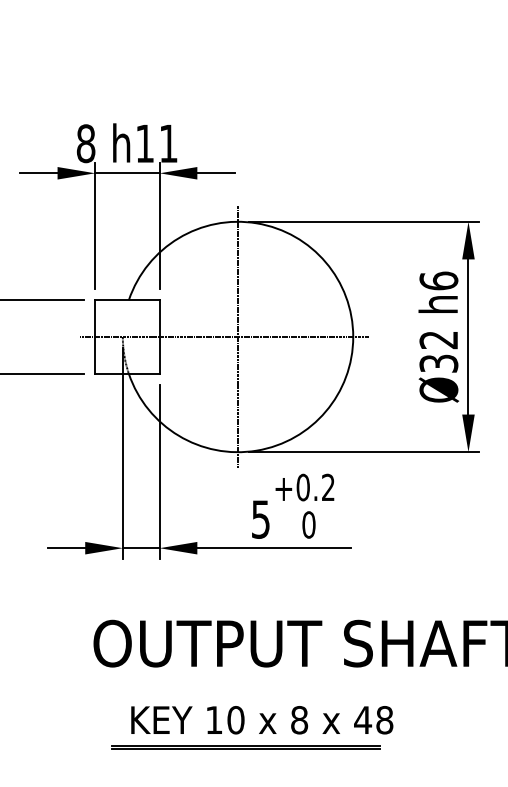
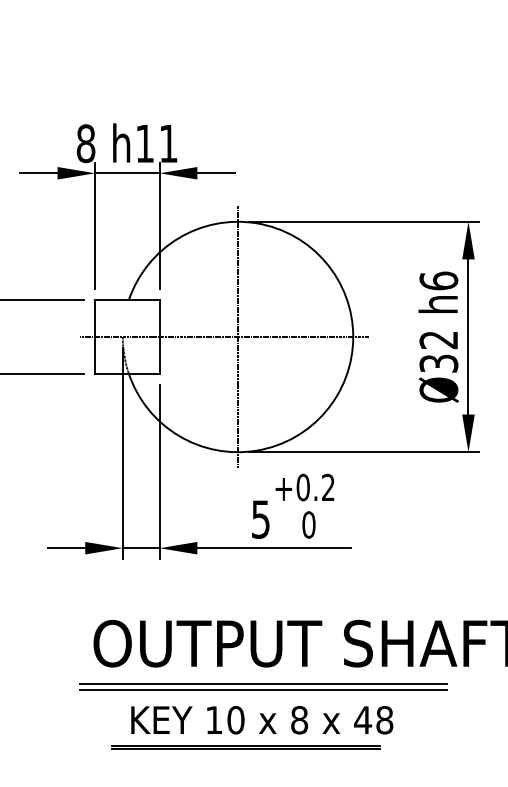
line: none -> present (262, 683)
line: none -> present (262, 689)
